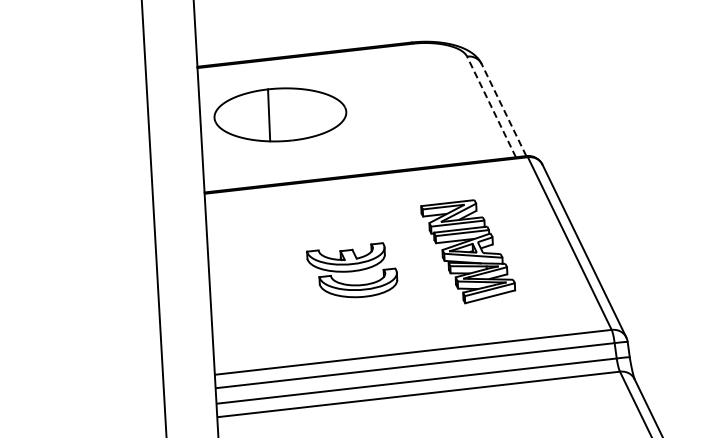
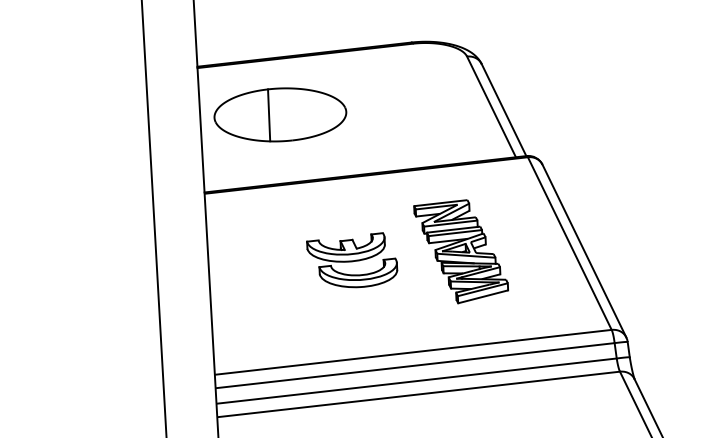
line: dashed -> solid (491, 106)
line: dashed -> solid (503, 109)
part position: (467, 251) -> (460, 251) (460, 251)
part position: (352, 270) -> (352, 260) (352, 260)
